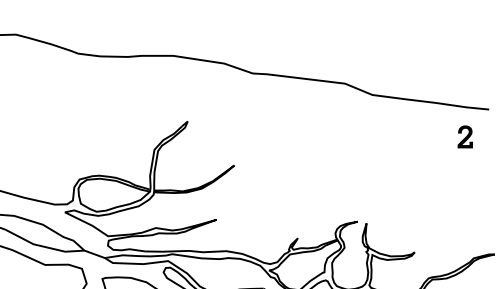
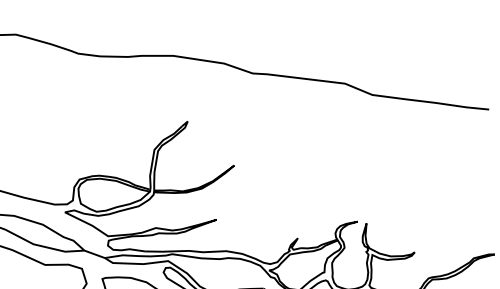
part: present -> none (464, 136)
